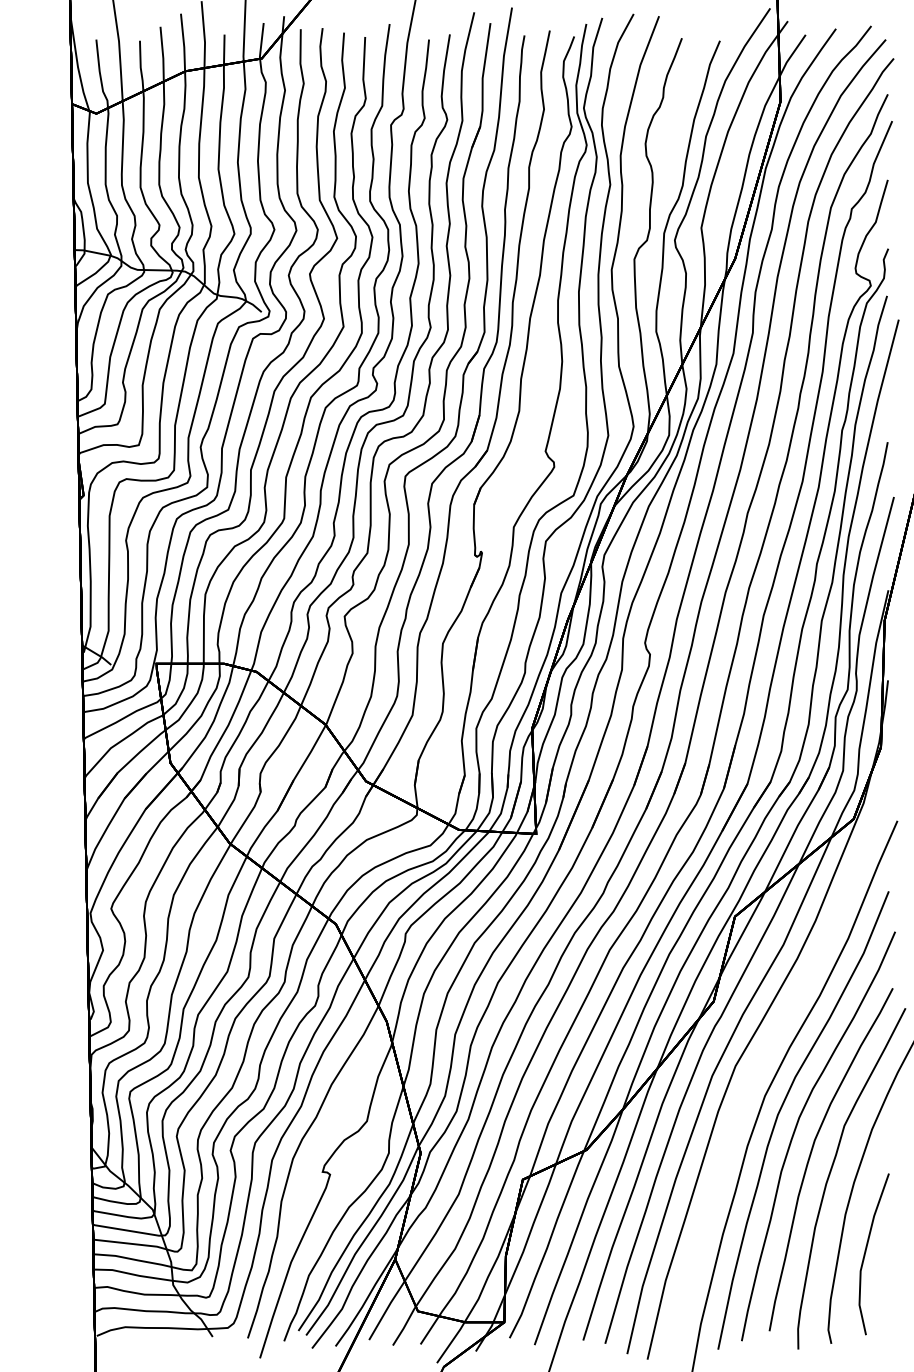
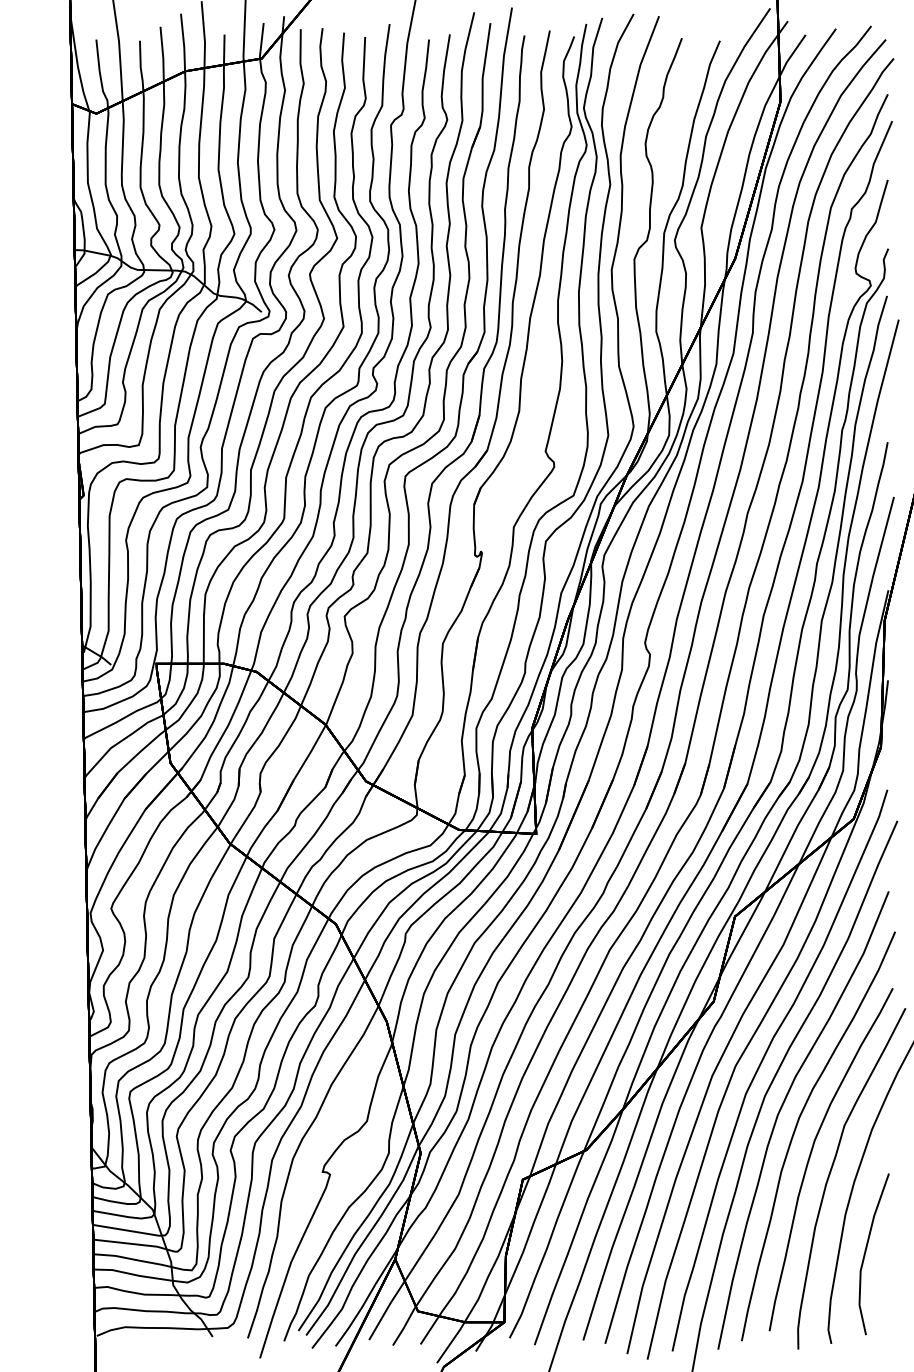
curve: none -> present (762, 1062)
